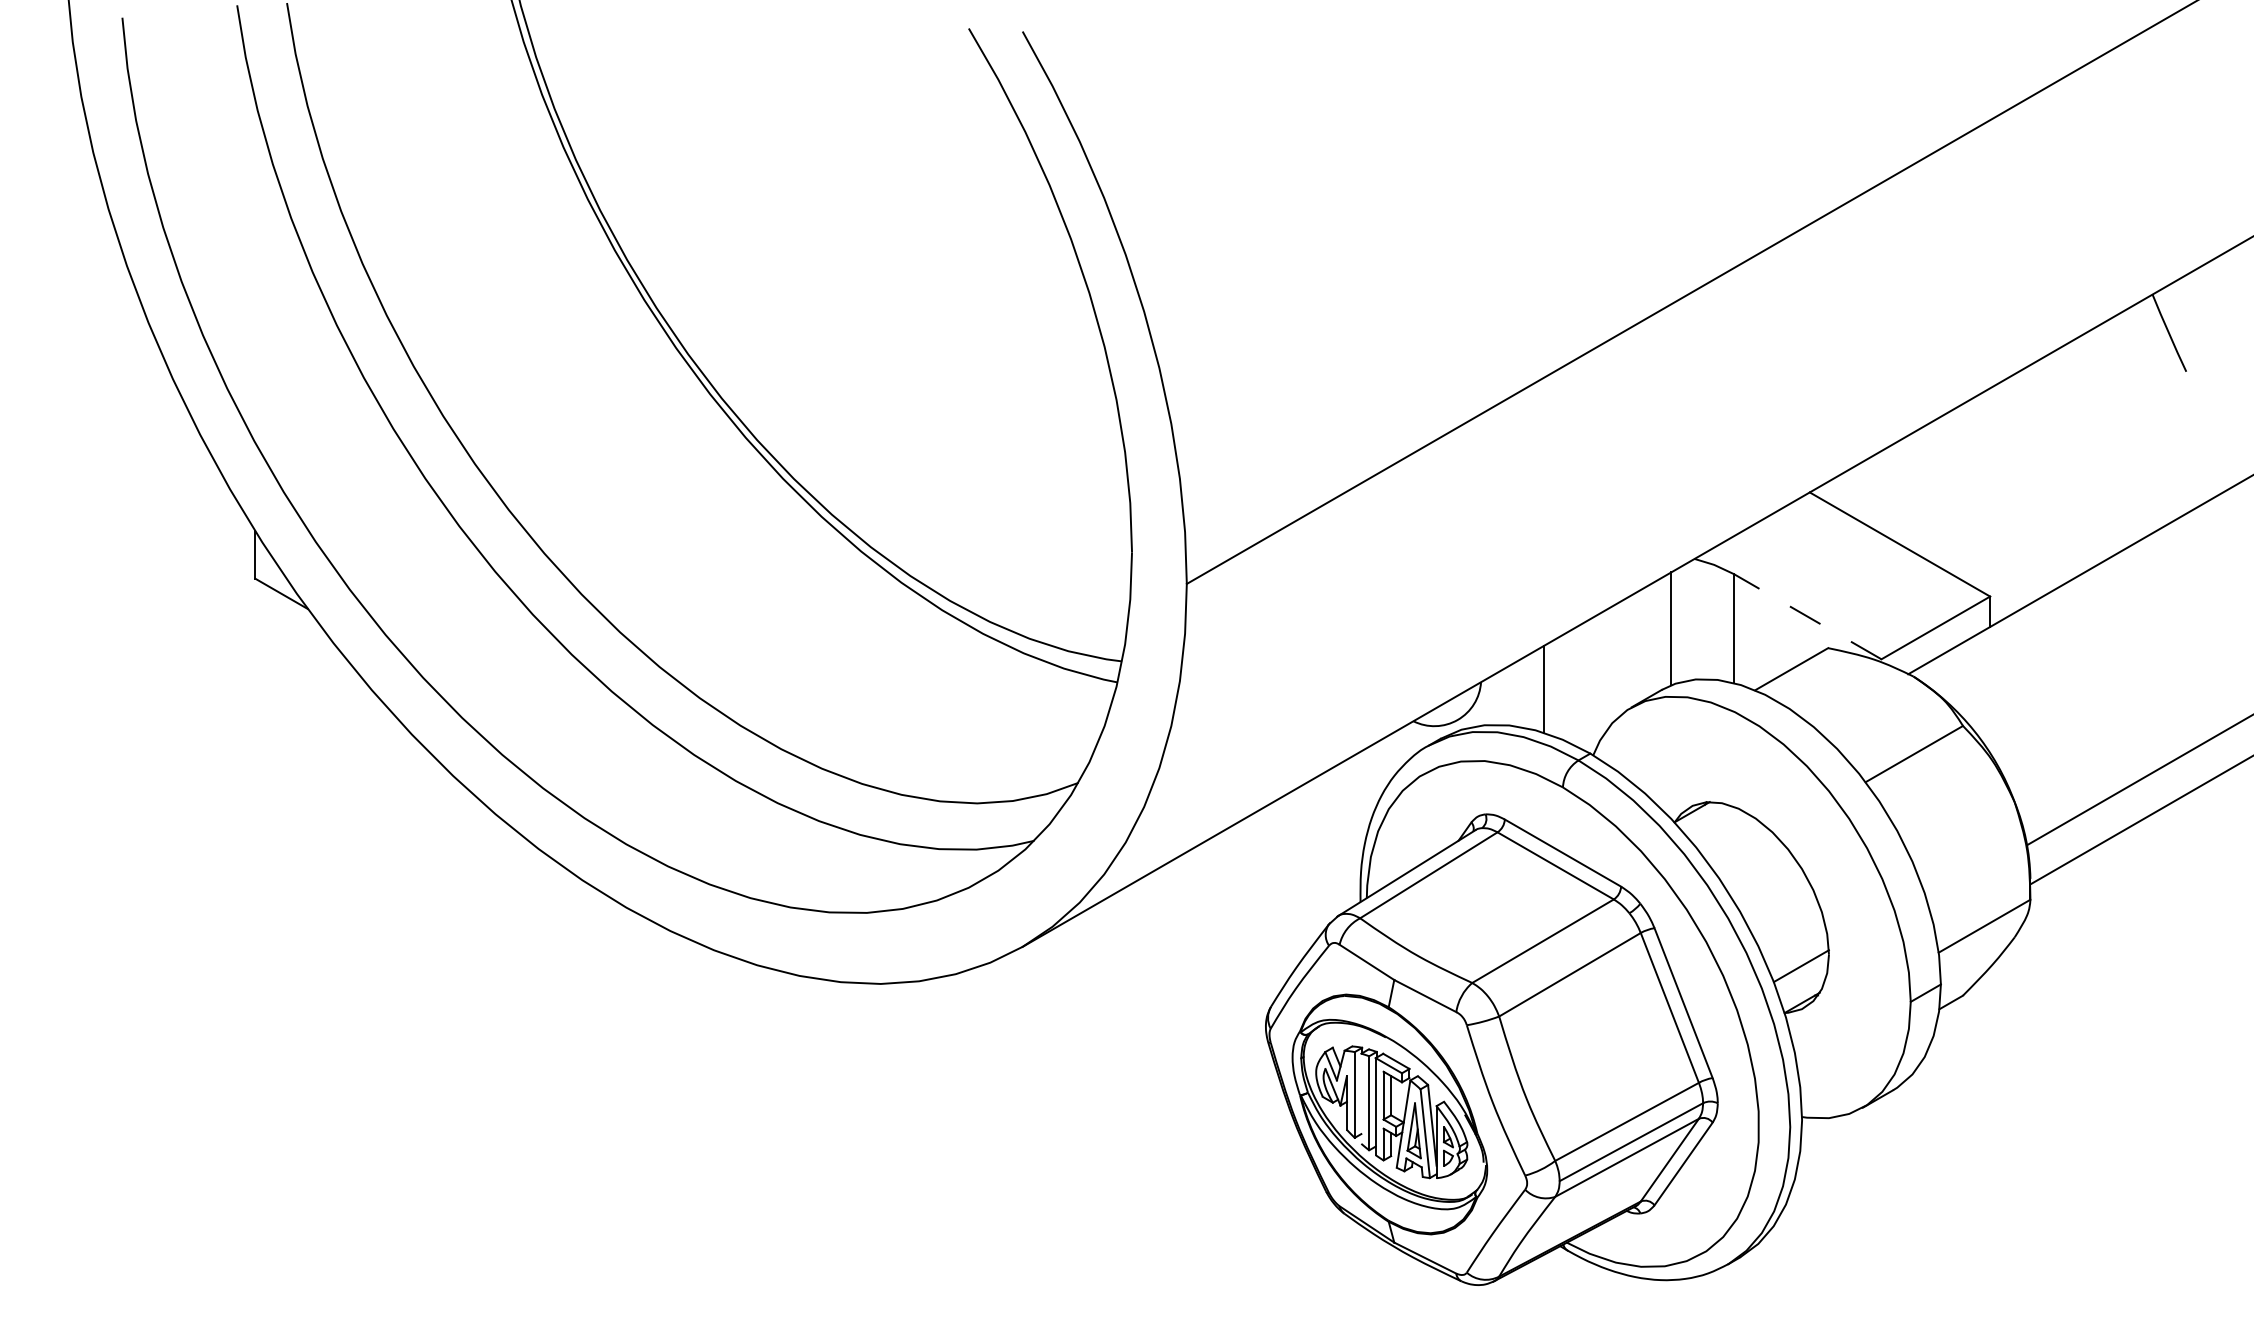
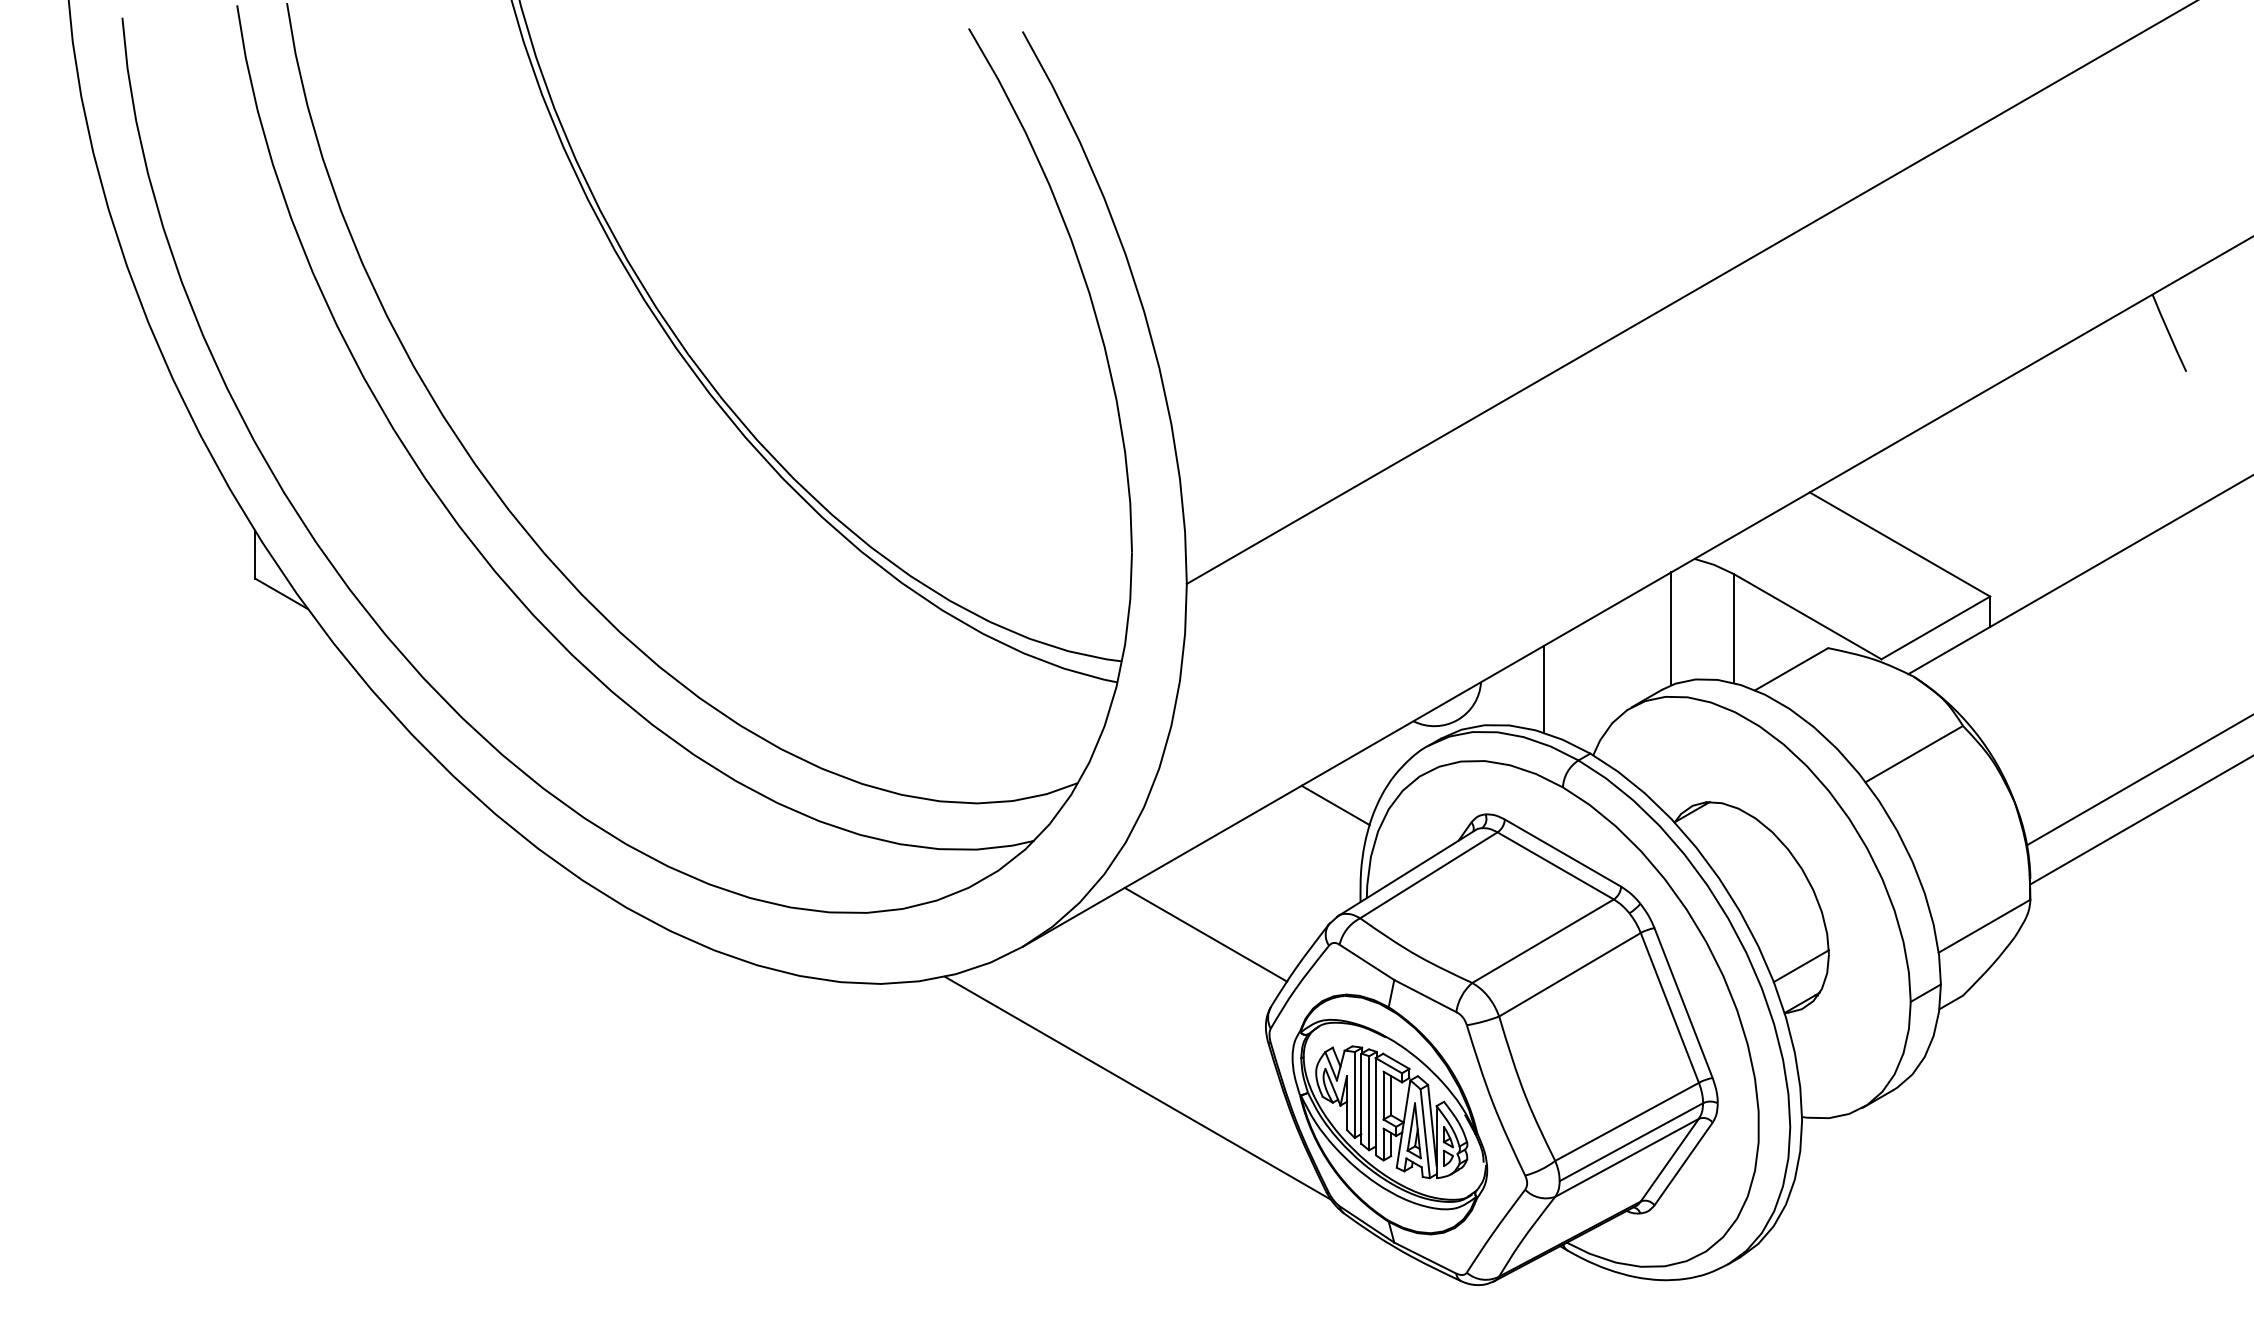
line: dashed -> solid (1807, 616)
line: none -> present (1335, 805)
line: none -> present (1205, 934)
line: none -> present (1137, 1087)
line: none -> present (1361, 1098)
